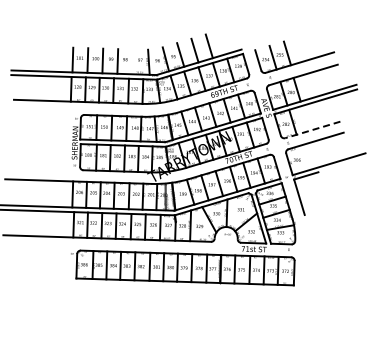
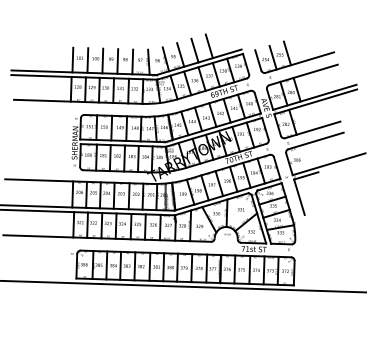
line: none -> present (132, 61)
line: dashed -> solid (312, 129)
line: none -> present (182, 286)
